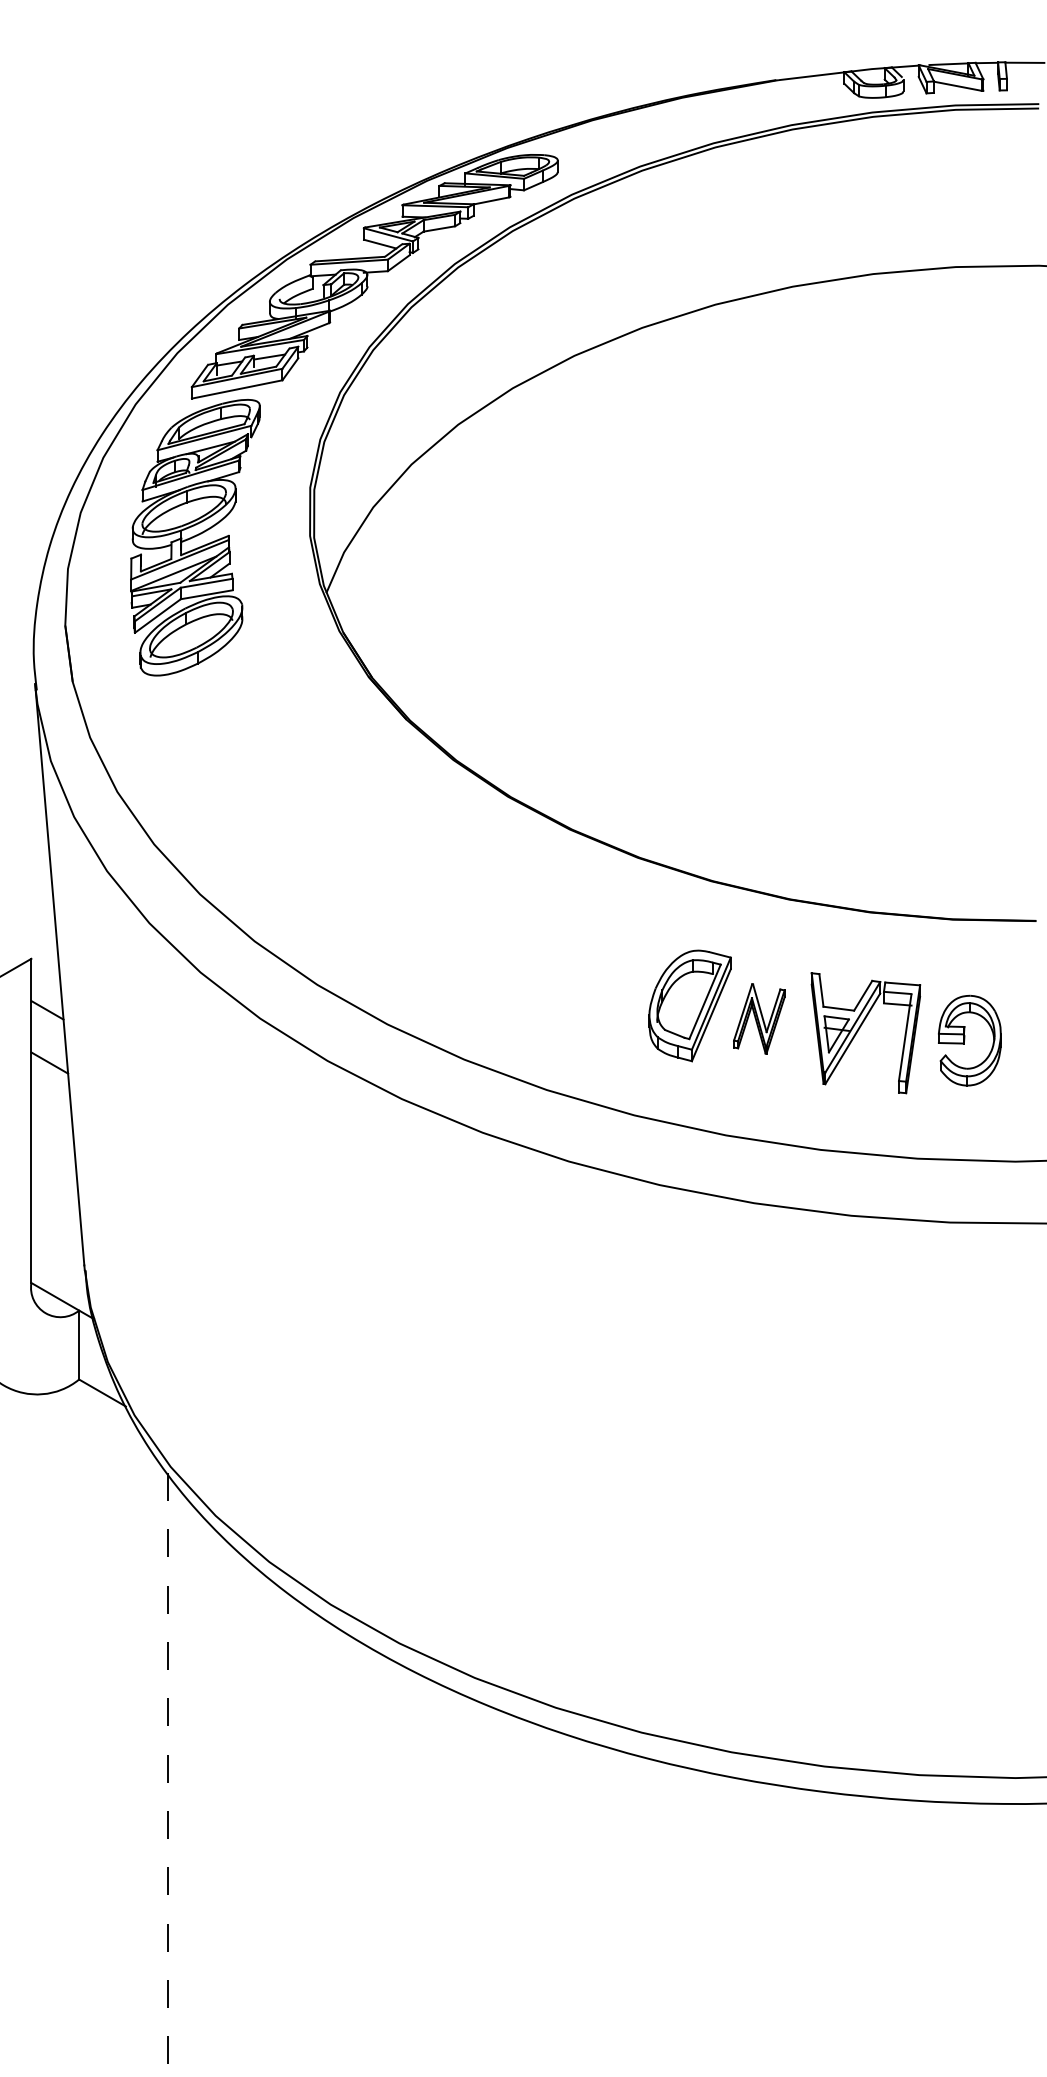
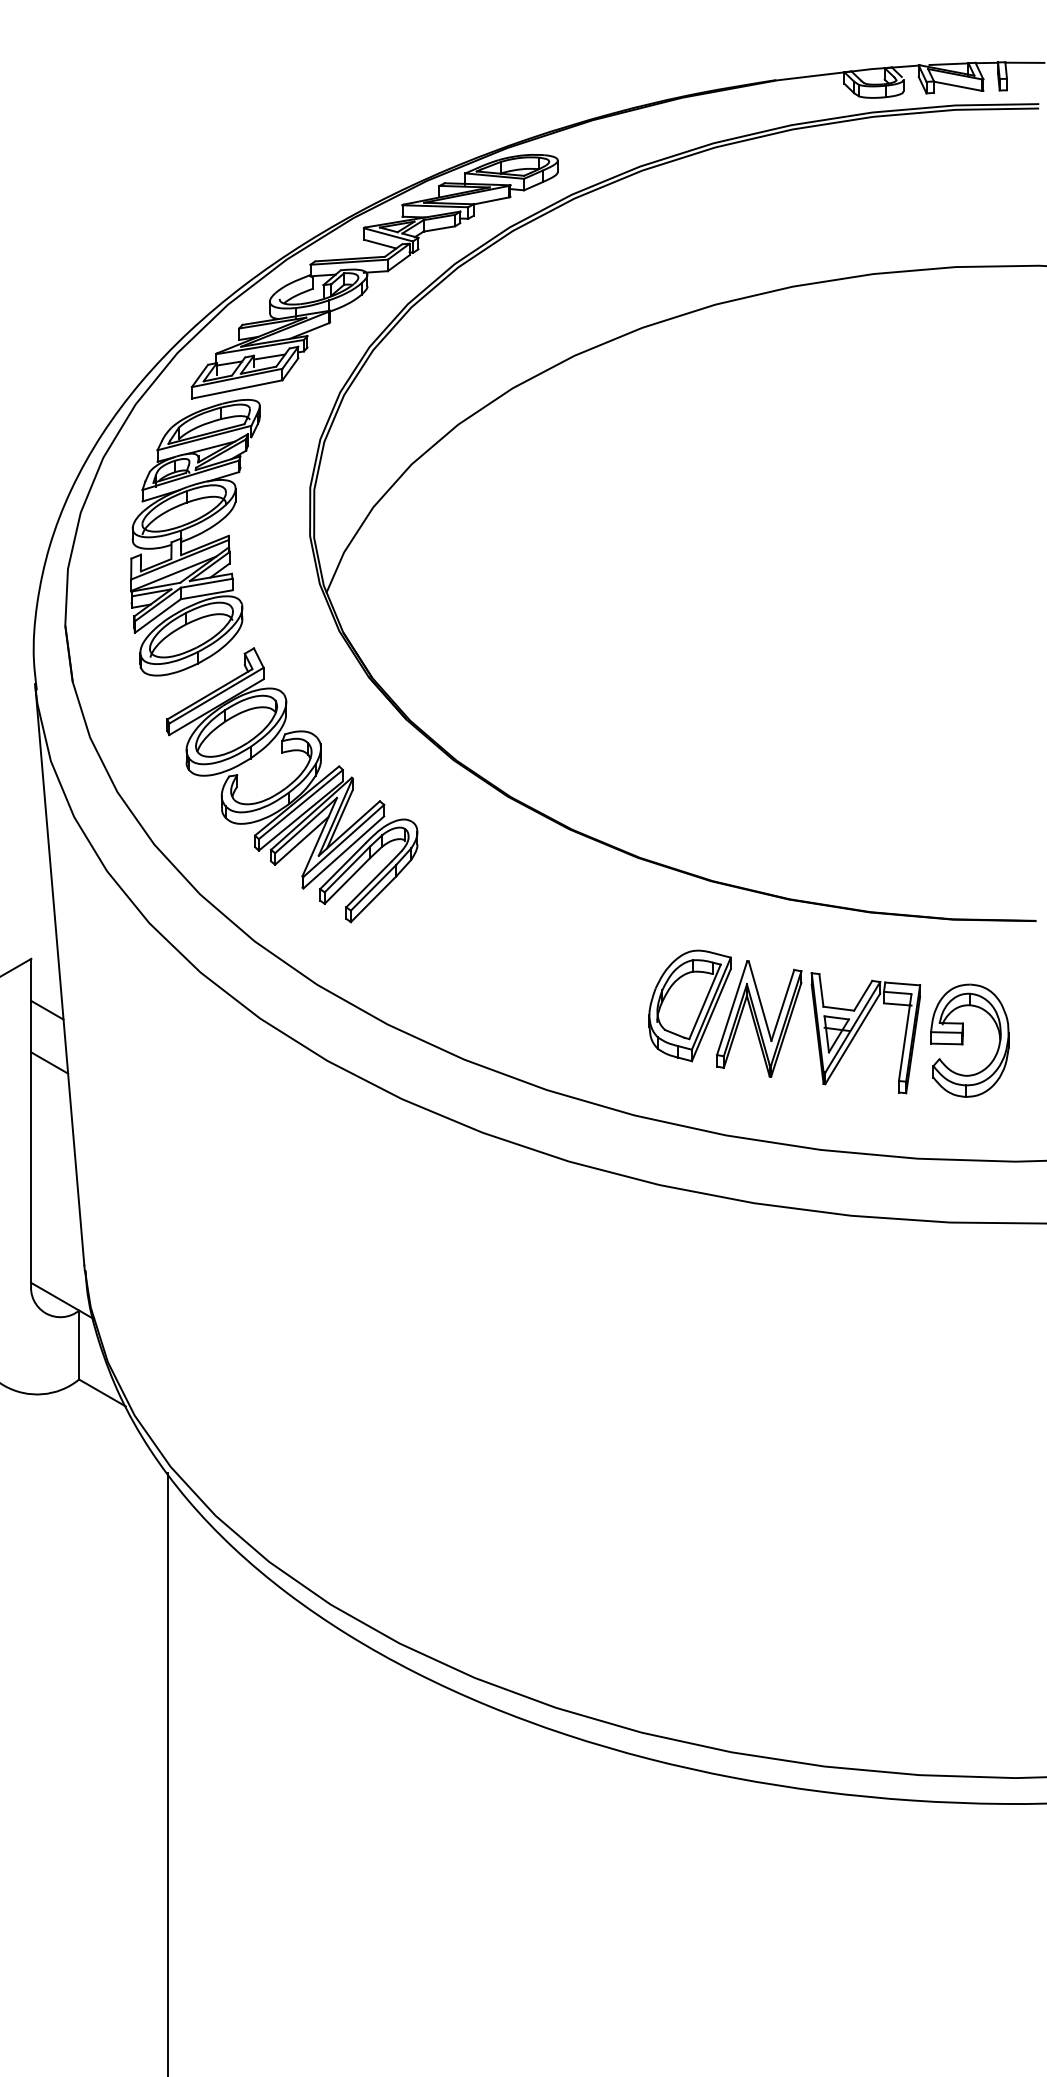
part: none -> present (292, 785)
part size: 53x72 px -> 87x118 px (759, 1018)
part size: 64x93 px -> 80x115 px (969, 1040)
line: dashed -> solid (167, 1774)
